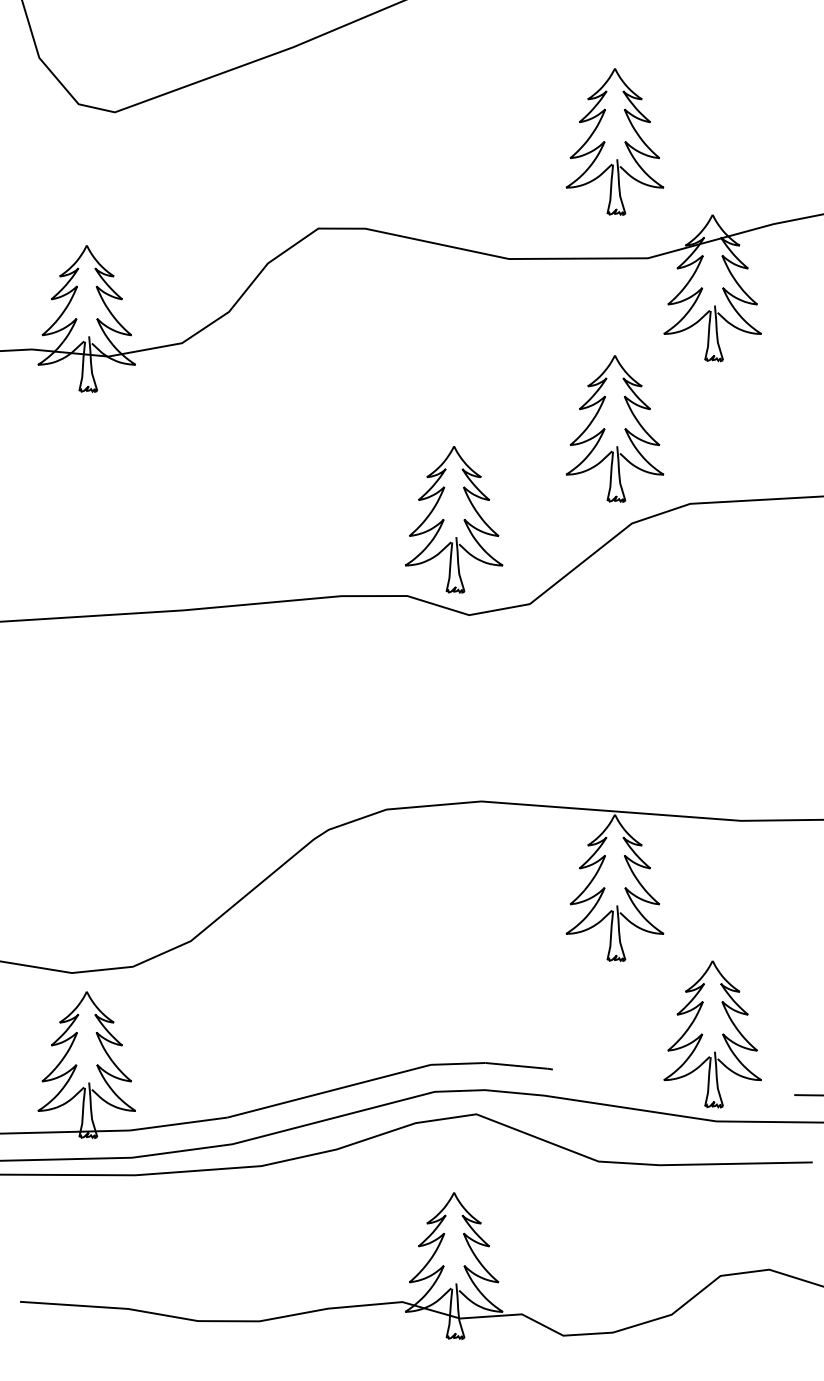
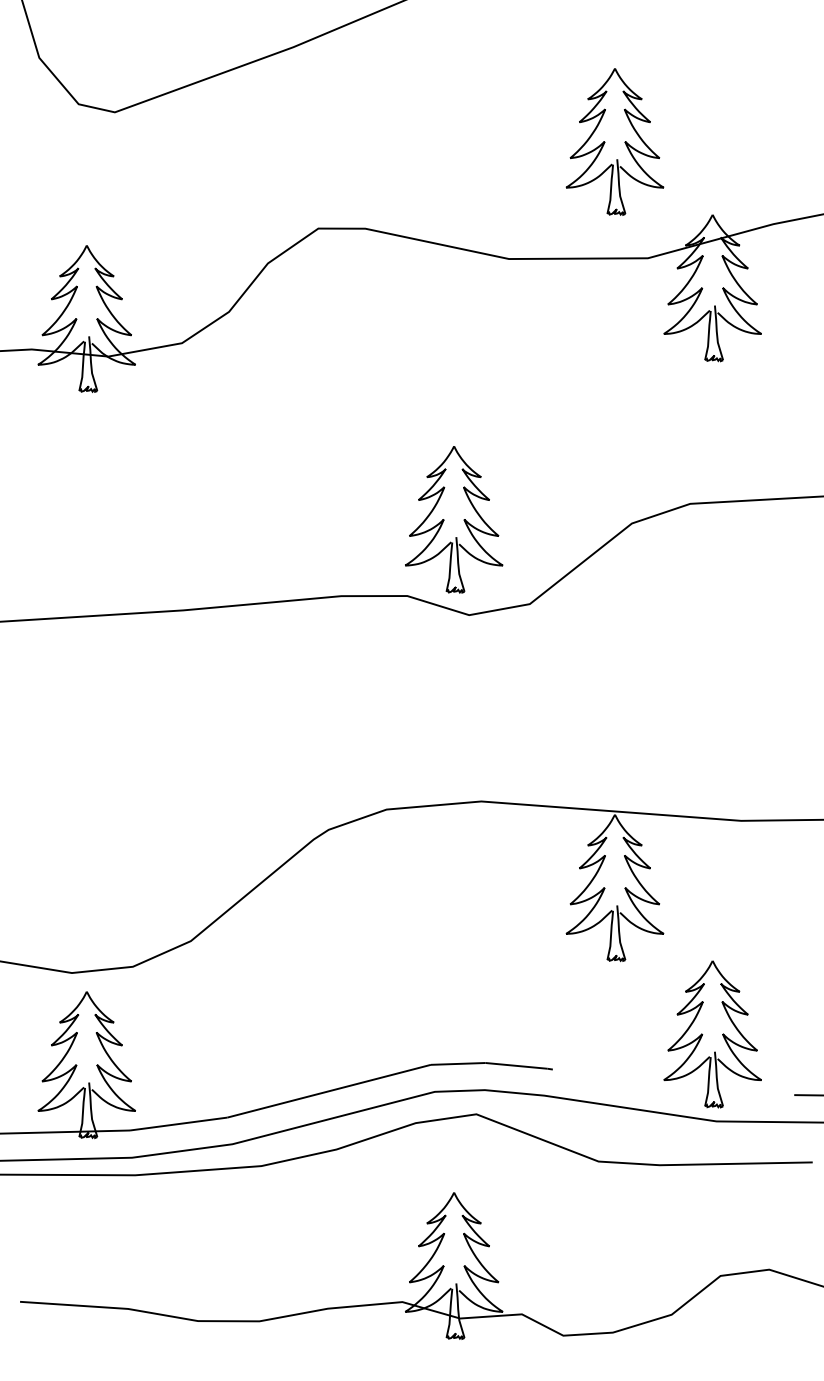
part: present -> none (614, 428)
